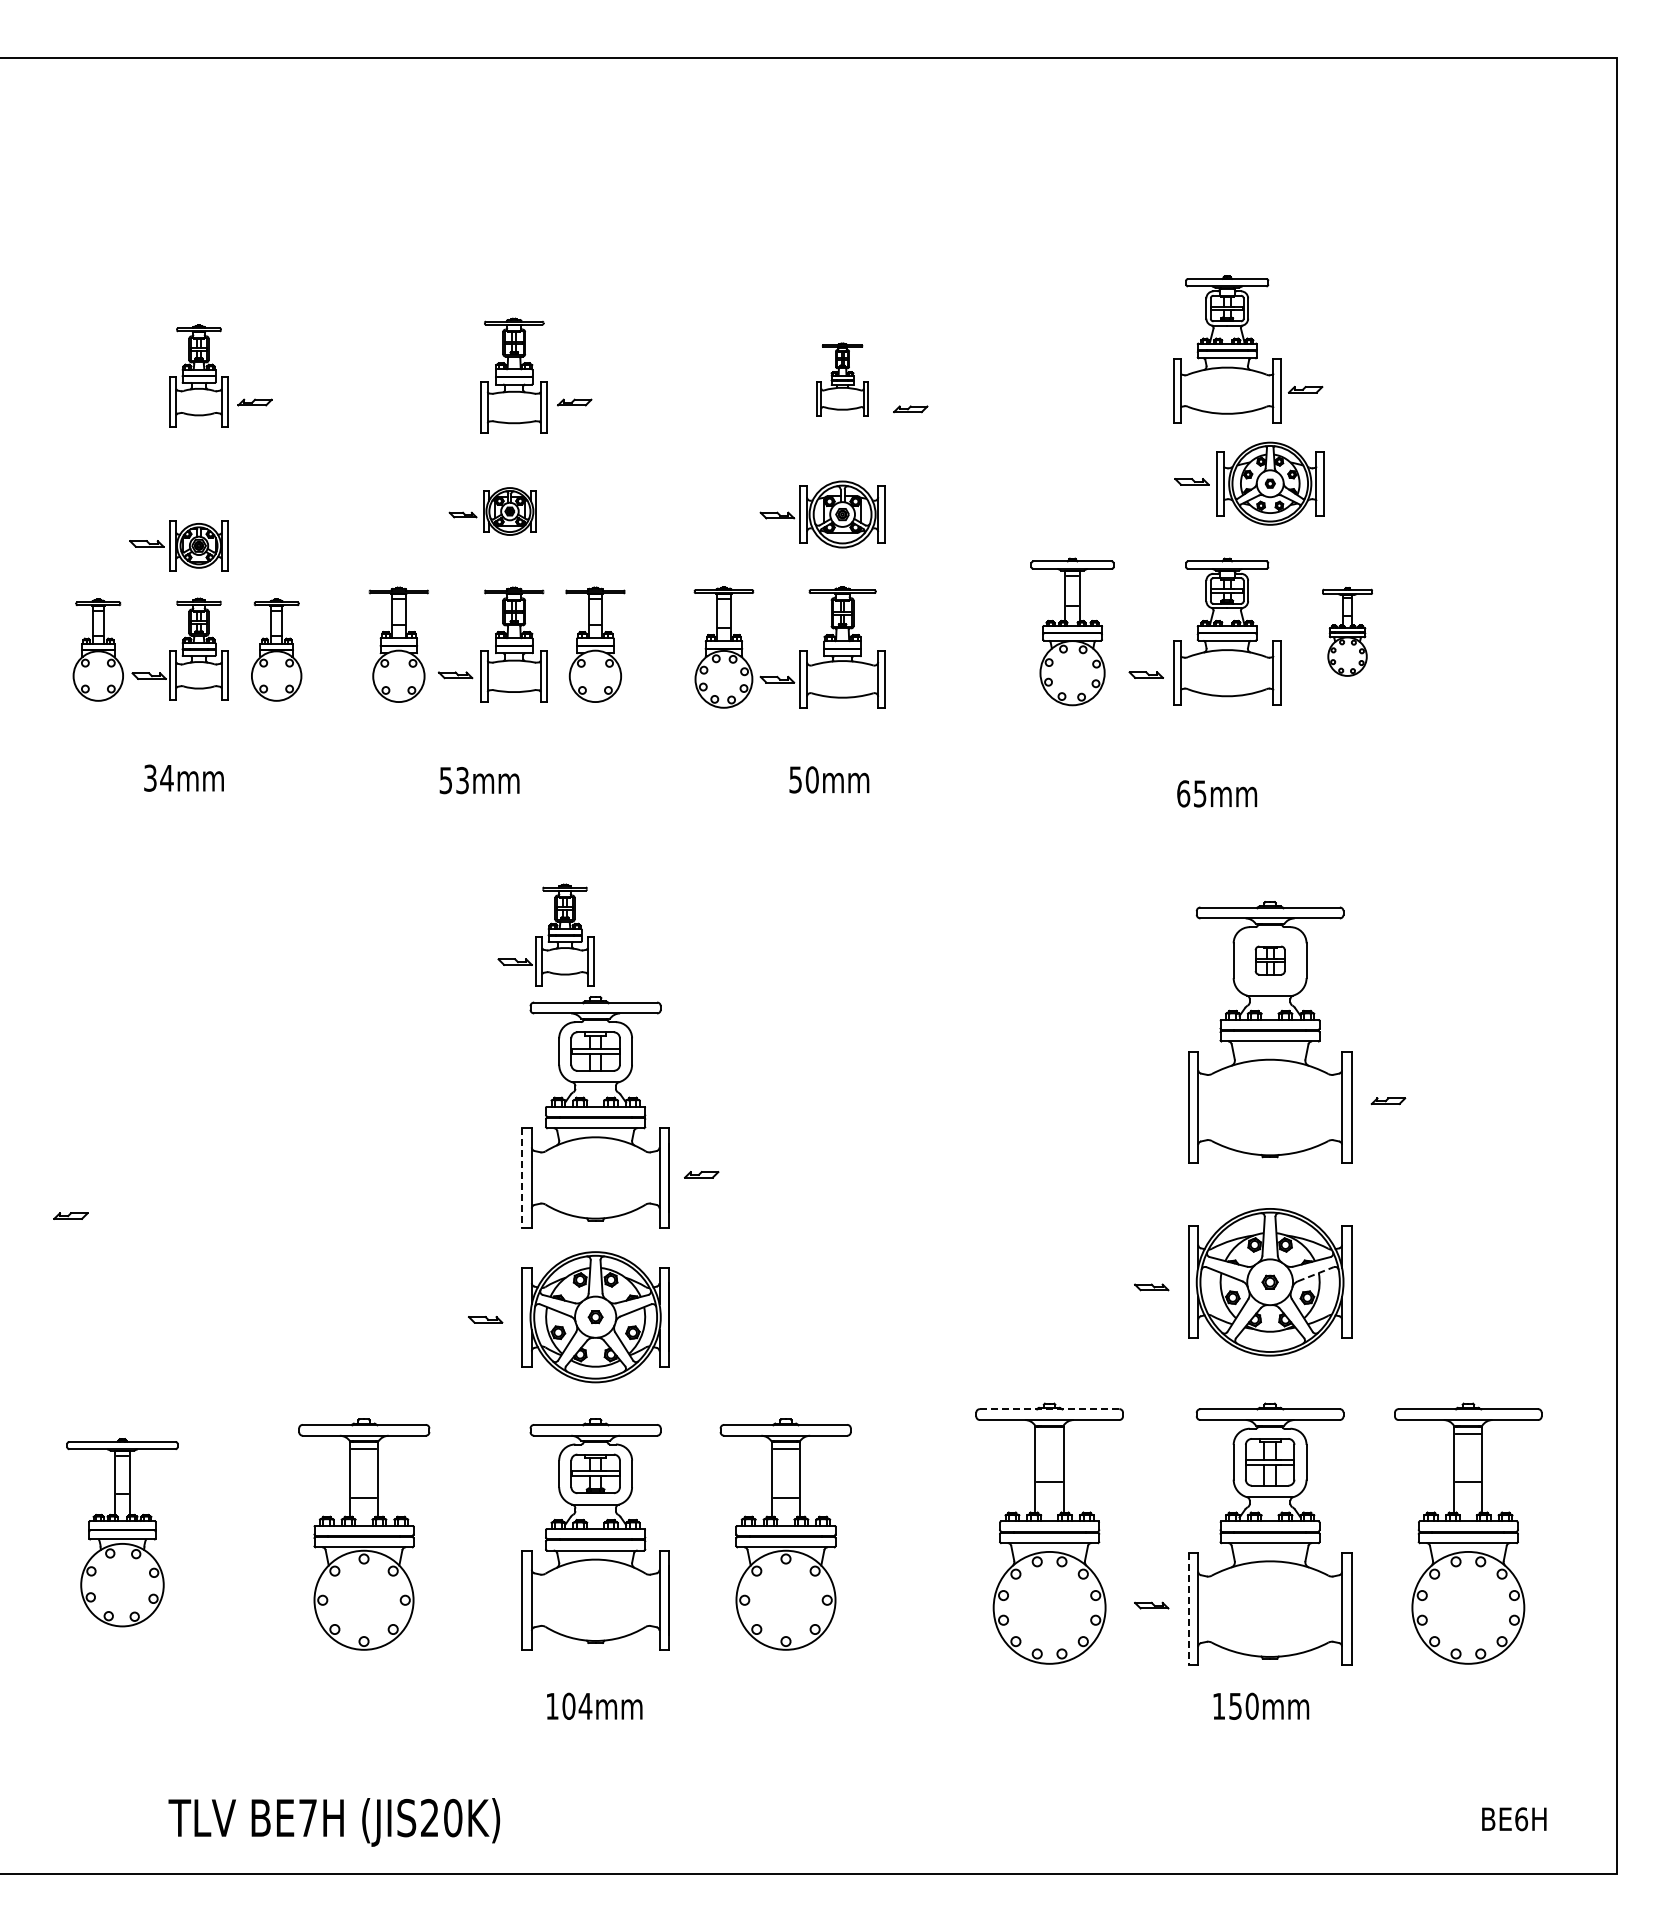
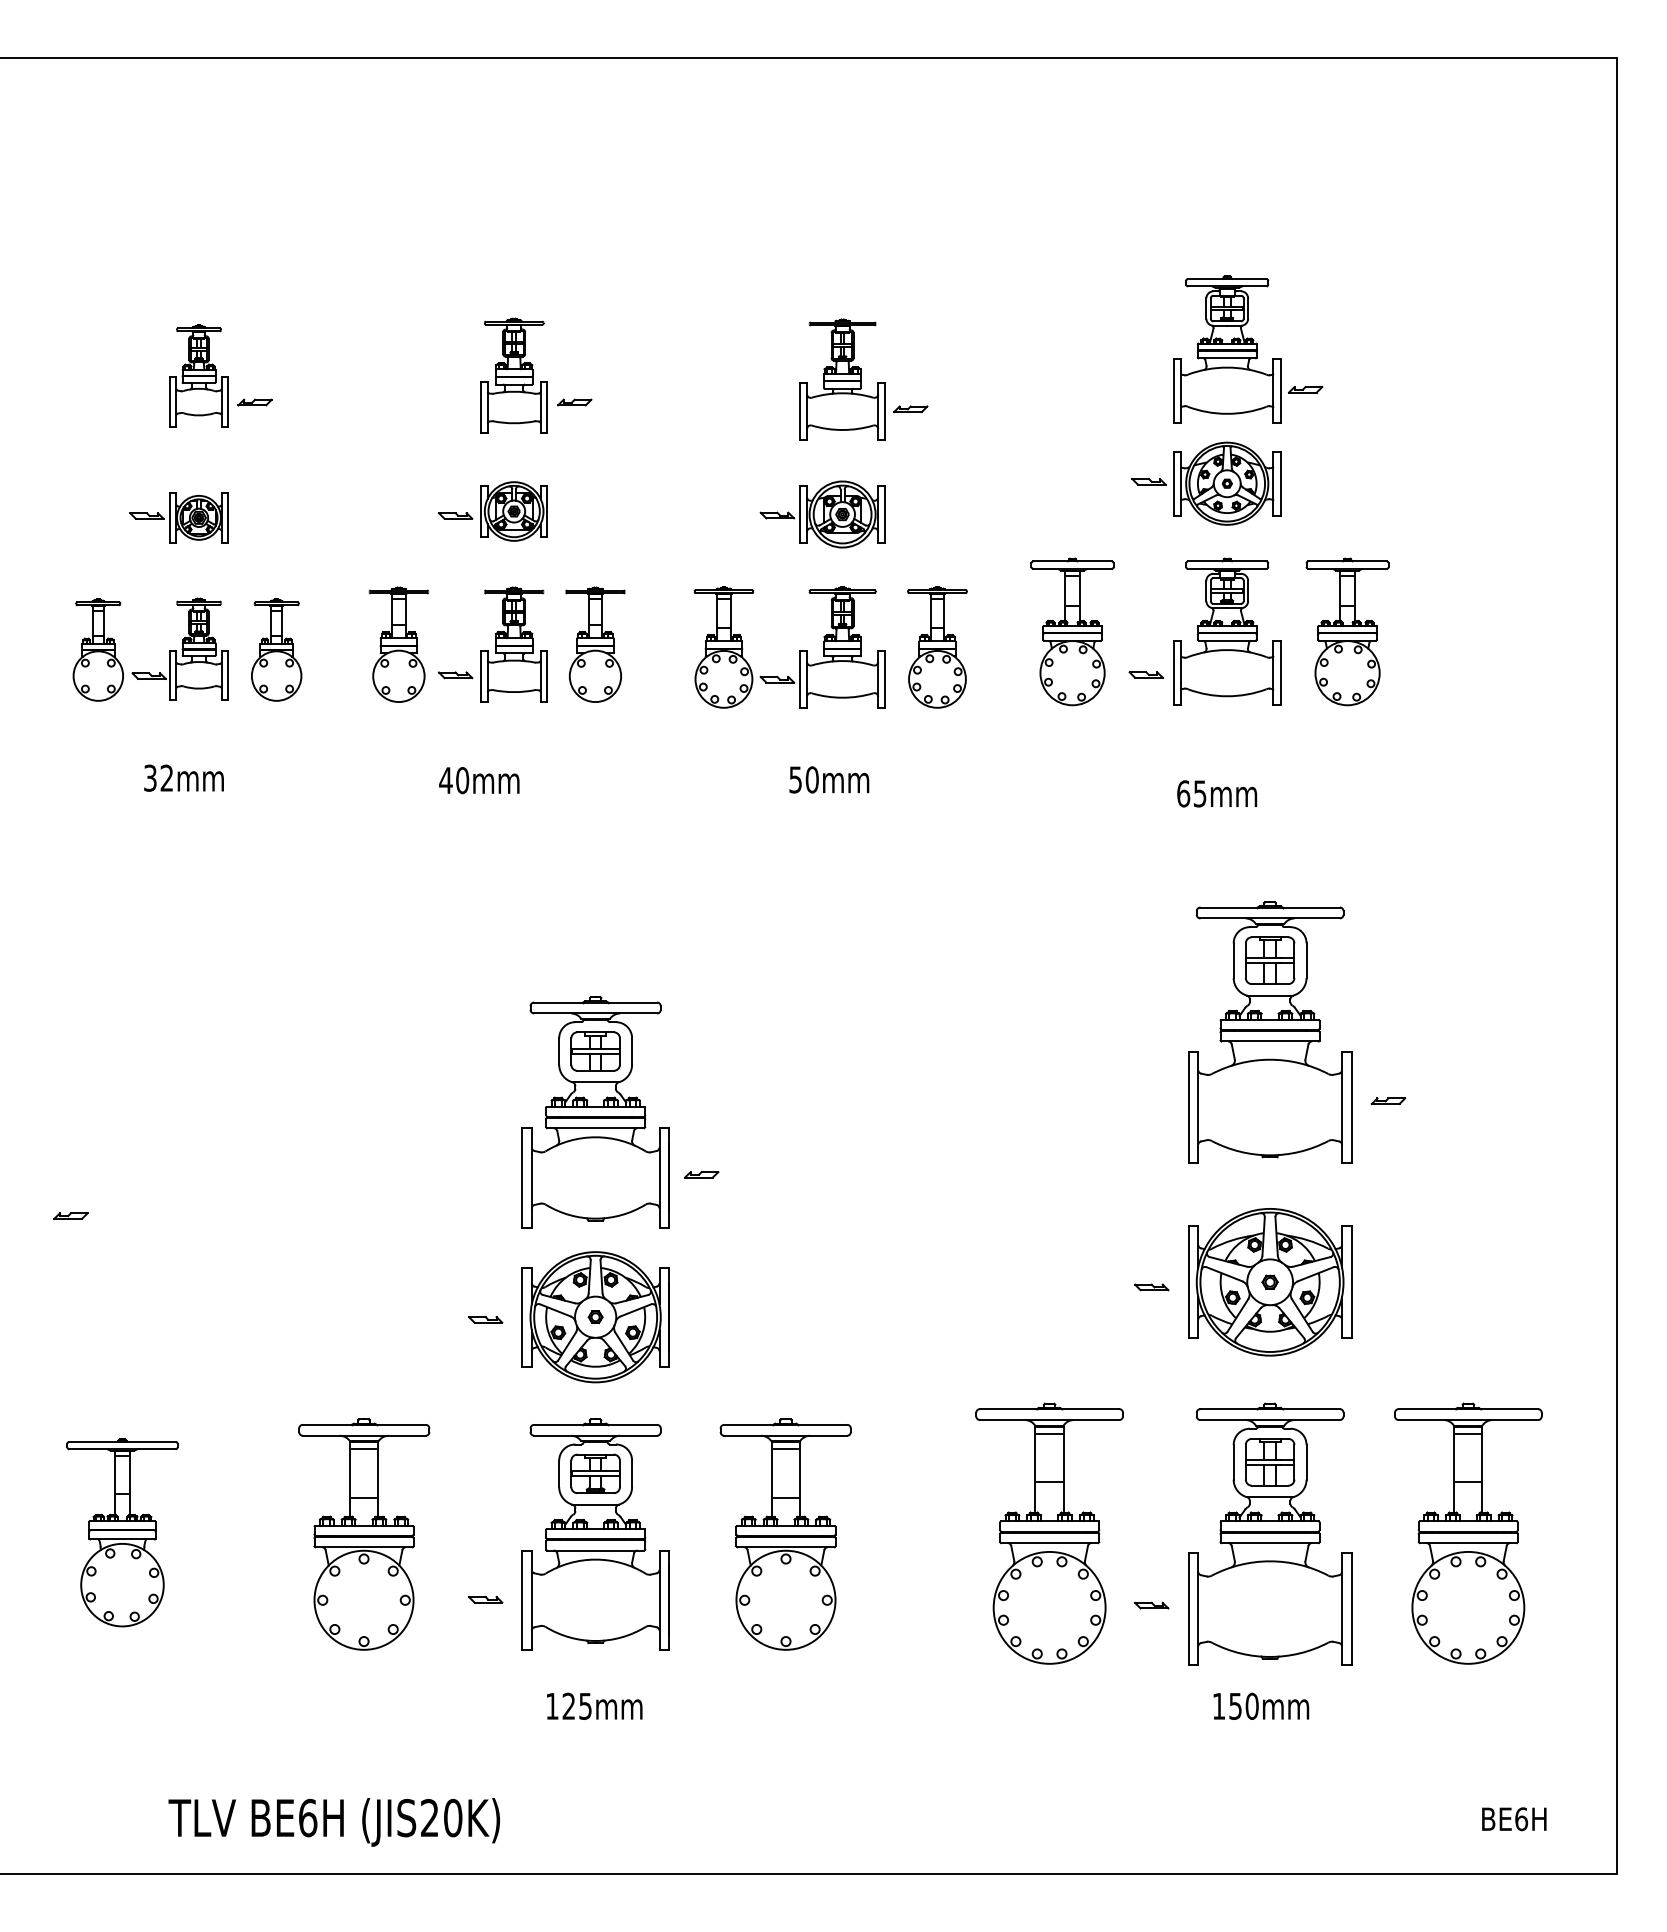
part size: 53x75 px -> 87x123 px (842, 379)
part position: (1249, 483) -> (1206, 483) (1206, 483)
part size: 89x49 px -> 110x61 px (492, 511)
part position: (178, 545) -> (178, 517) (178, 517)
part size: 51x90 px -> 85x150 px (1347, 631)
part: none -> present (937, 647)
text: 34mm -> 32mm (166, 777)
text: 53mm -> 40mm (454, 780)
part: present -> none (545, 934)
part size: 32x31 px -> 51x49 px (1270, 960)
line: dashed -> solid (522, 1177)
line: dashed -> solid (1316, 1274)
line: dashed -> solid (1049, 1409)
line: none -> present (1049, 1433)
part: none -> present (485, 1599)
line: dashed -> solid (1188, 1609)
text: 104mm -> 125mm (577, 1705)
text: BE7H -> BE6H (308, 1817)
